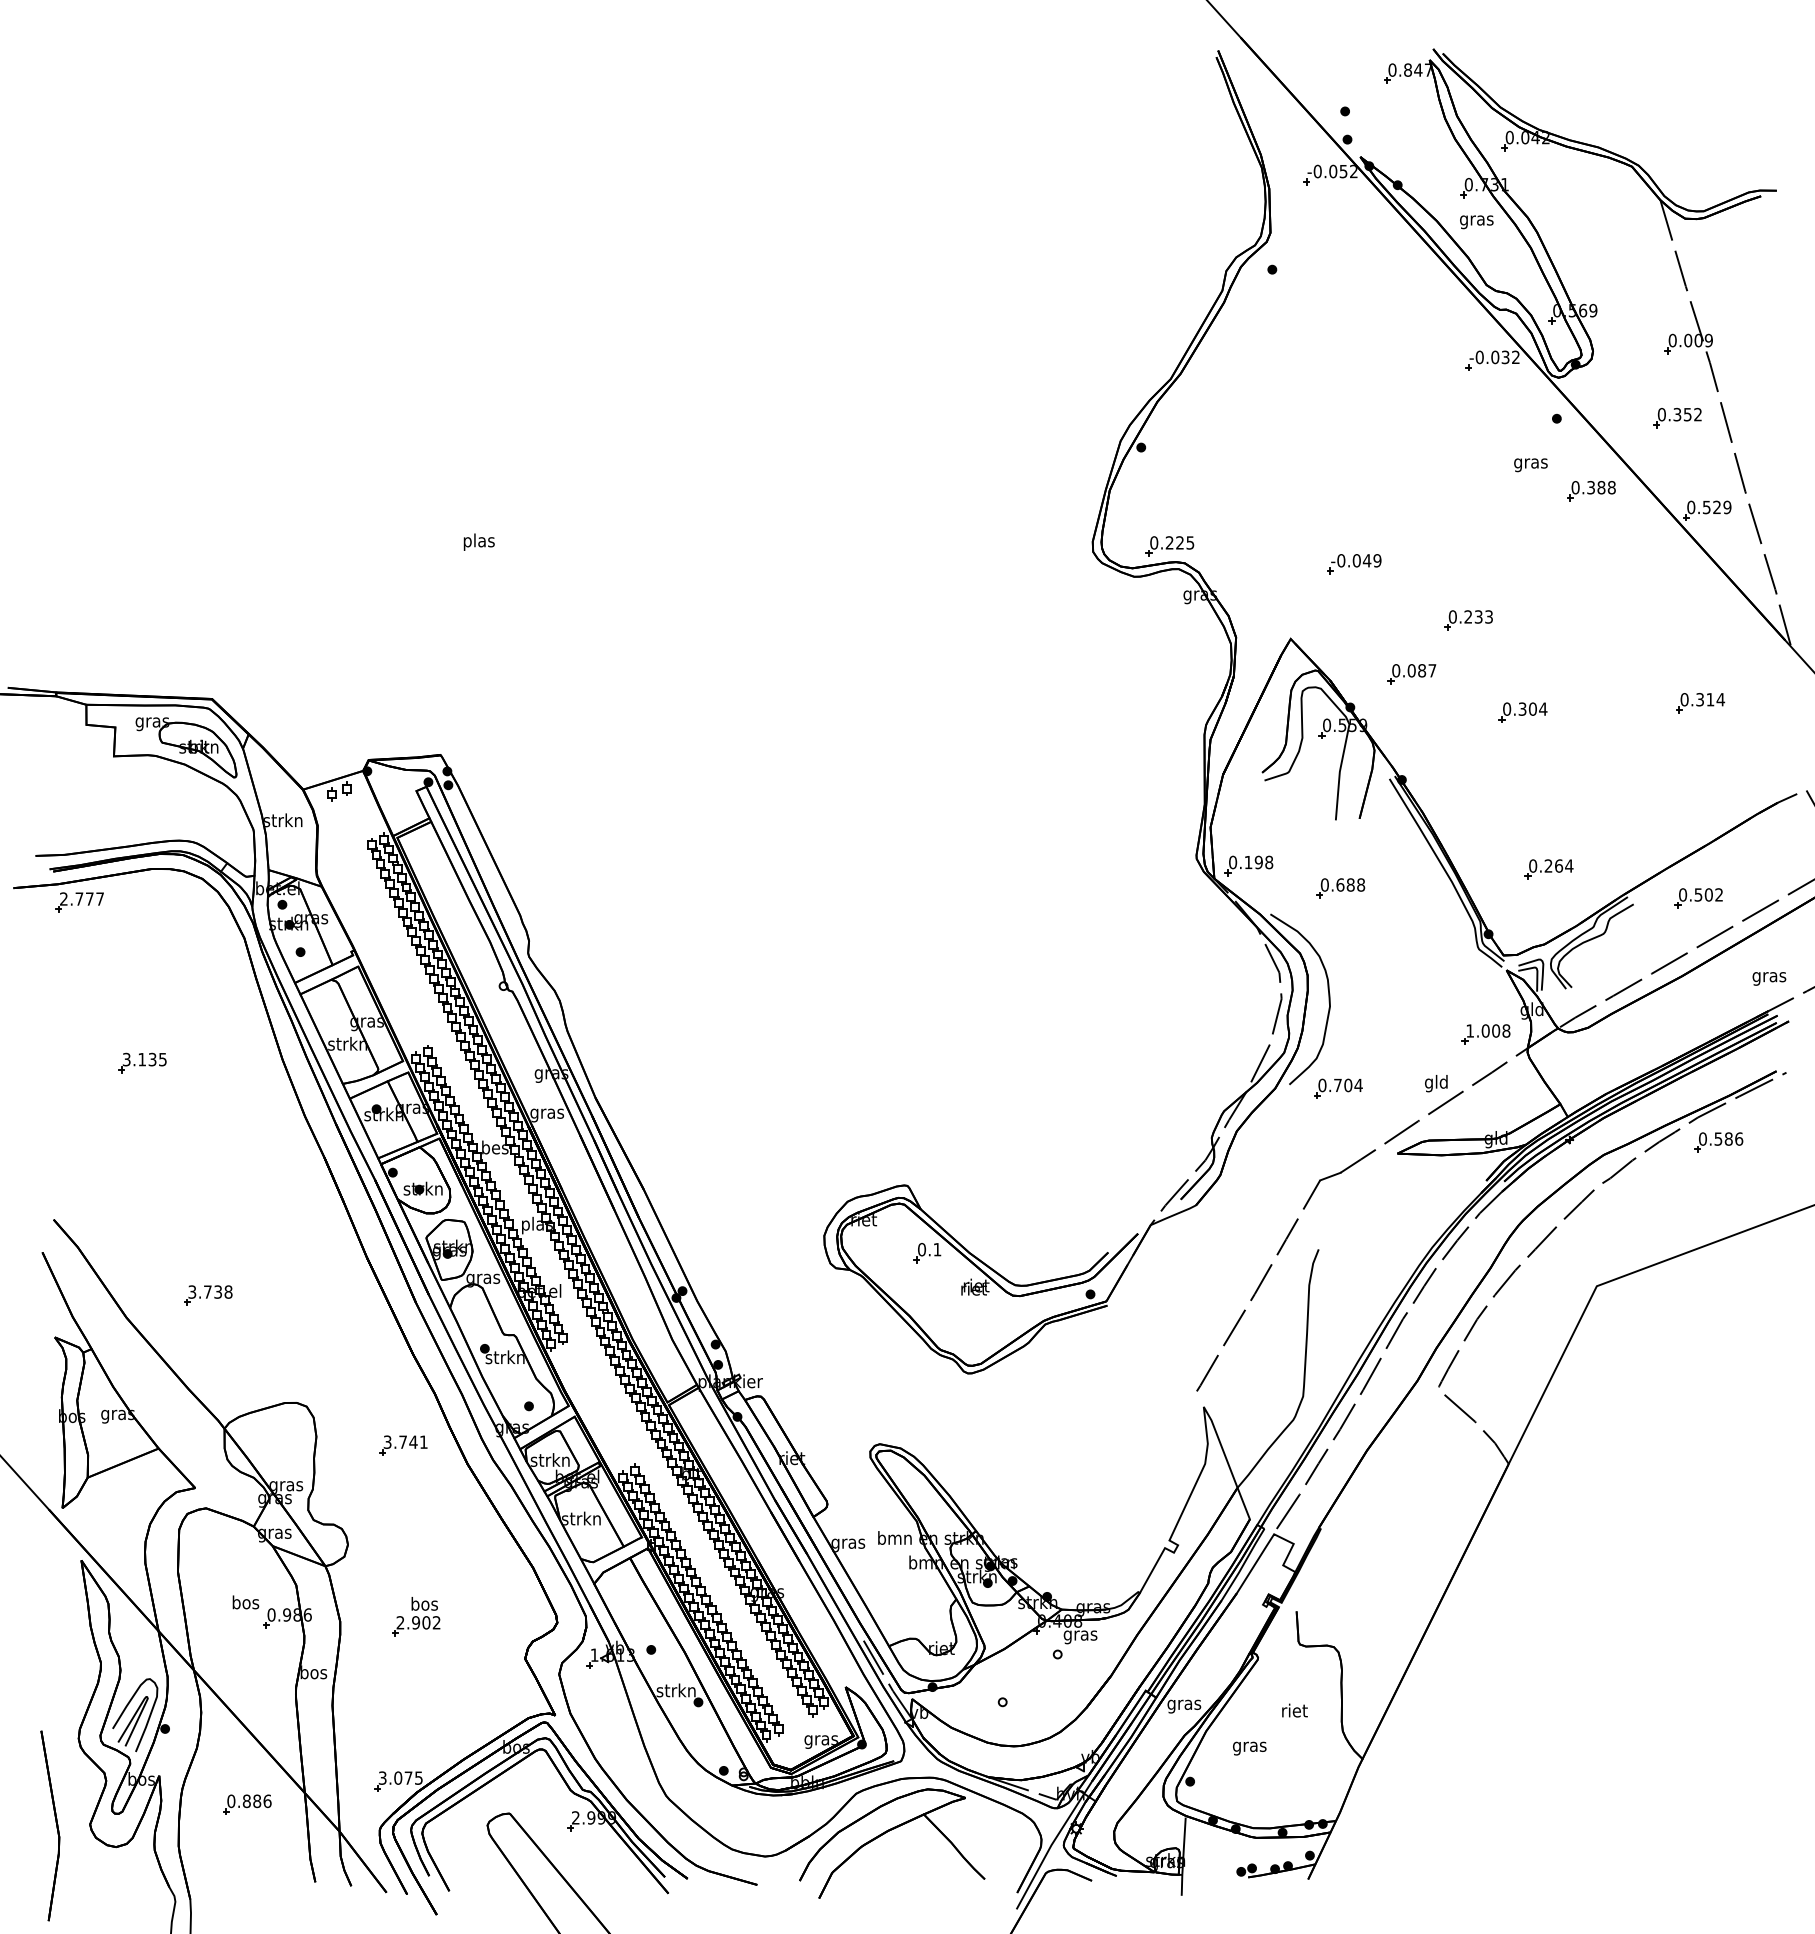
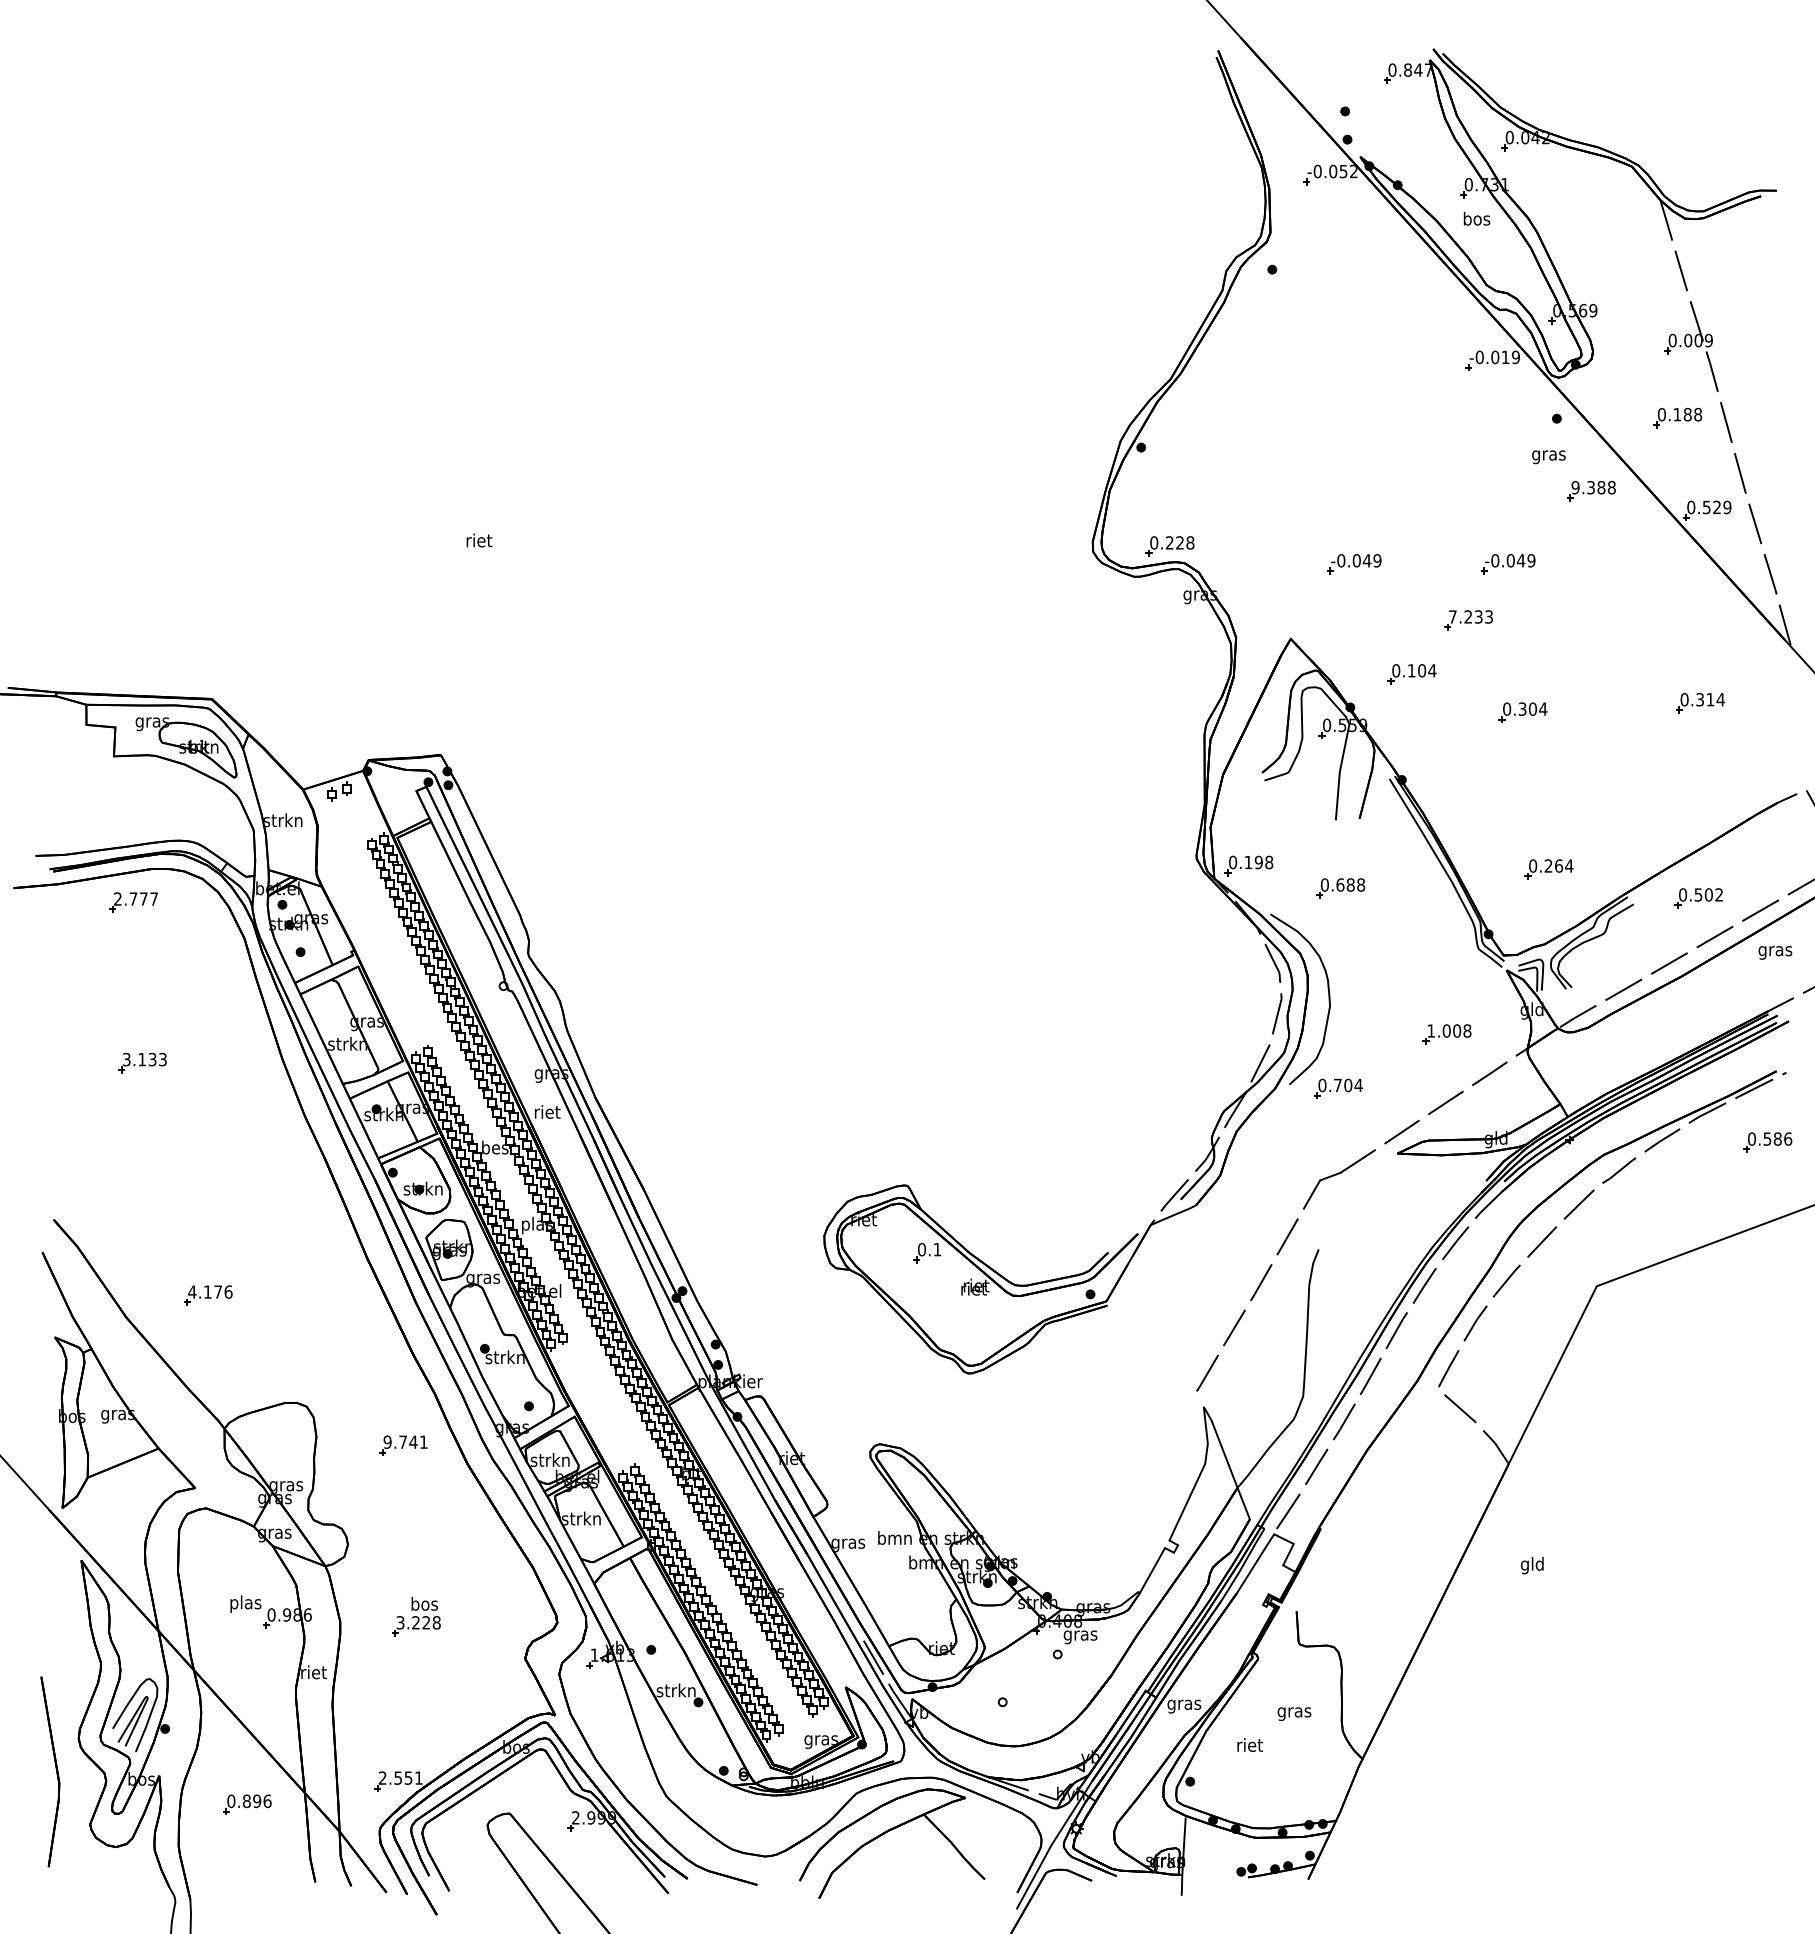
text: gras -> bos (1476, 220)
text: -0.032 -> -0.019 (1510, 357)
text: 0.352 -> 0.188 (1687, 414)
text position: (1530, 465) -> (1548, 457) (1548, 457)
text: 0.388 -> 9.388 (1575, 487)
text: plas -> riet (478, 541)
text: 0.225 -> 0.228 (1190, 542)
part: none -> present (1508, 564)
text: 0.233 -> 7.233 (1452, 616)
text: 0.087 -> 0.104 (1421, 670)
part position: (79, 902) -> (133, 902) (133, 902)
text position: (1769, 978) -> (1775, 952) (1775, 952)
part position: (1485, 1034) -> (1446, 1034) (1446, 1034)
text: 3.135 -> 3.133 (162, 1058)
text position: (1436, 1083) -> (1532, 1565) (1532, 1565)
text: gras -> riet (547, 1113)
part position: (1718, 1142) -> (1767, 1142) (1767, 1142)
text: 3.738 -> 4.176 (210, 1291)
text: 3.741 -> 9.741 (387, 1441)
text: bos -> plas (245, 1603)
text: 2.902 -> 3.228 (418, 1622)
text: bos -> riet (313, 1672)
text: riet -> gras (1294, 1712)
text: gras -> riet (1249, 1746)
text: 3.075 -> 2.551 (400, 1777)
text: 0.886 -> 0.896 (257, 1801)
part position: (50, 1825) -> (50, 1771) (50, 1771)
